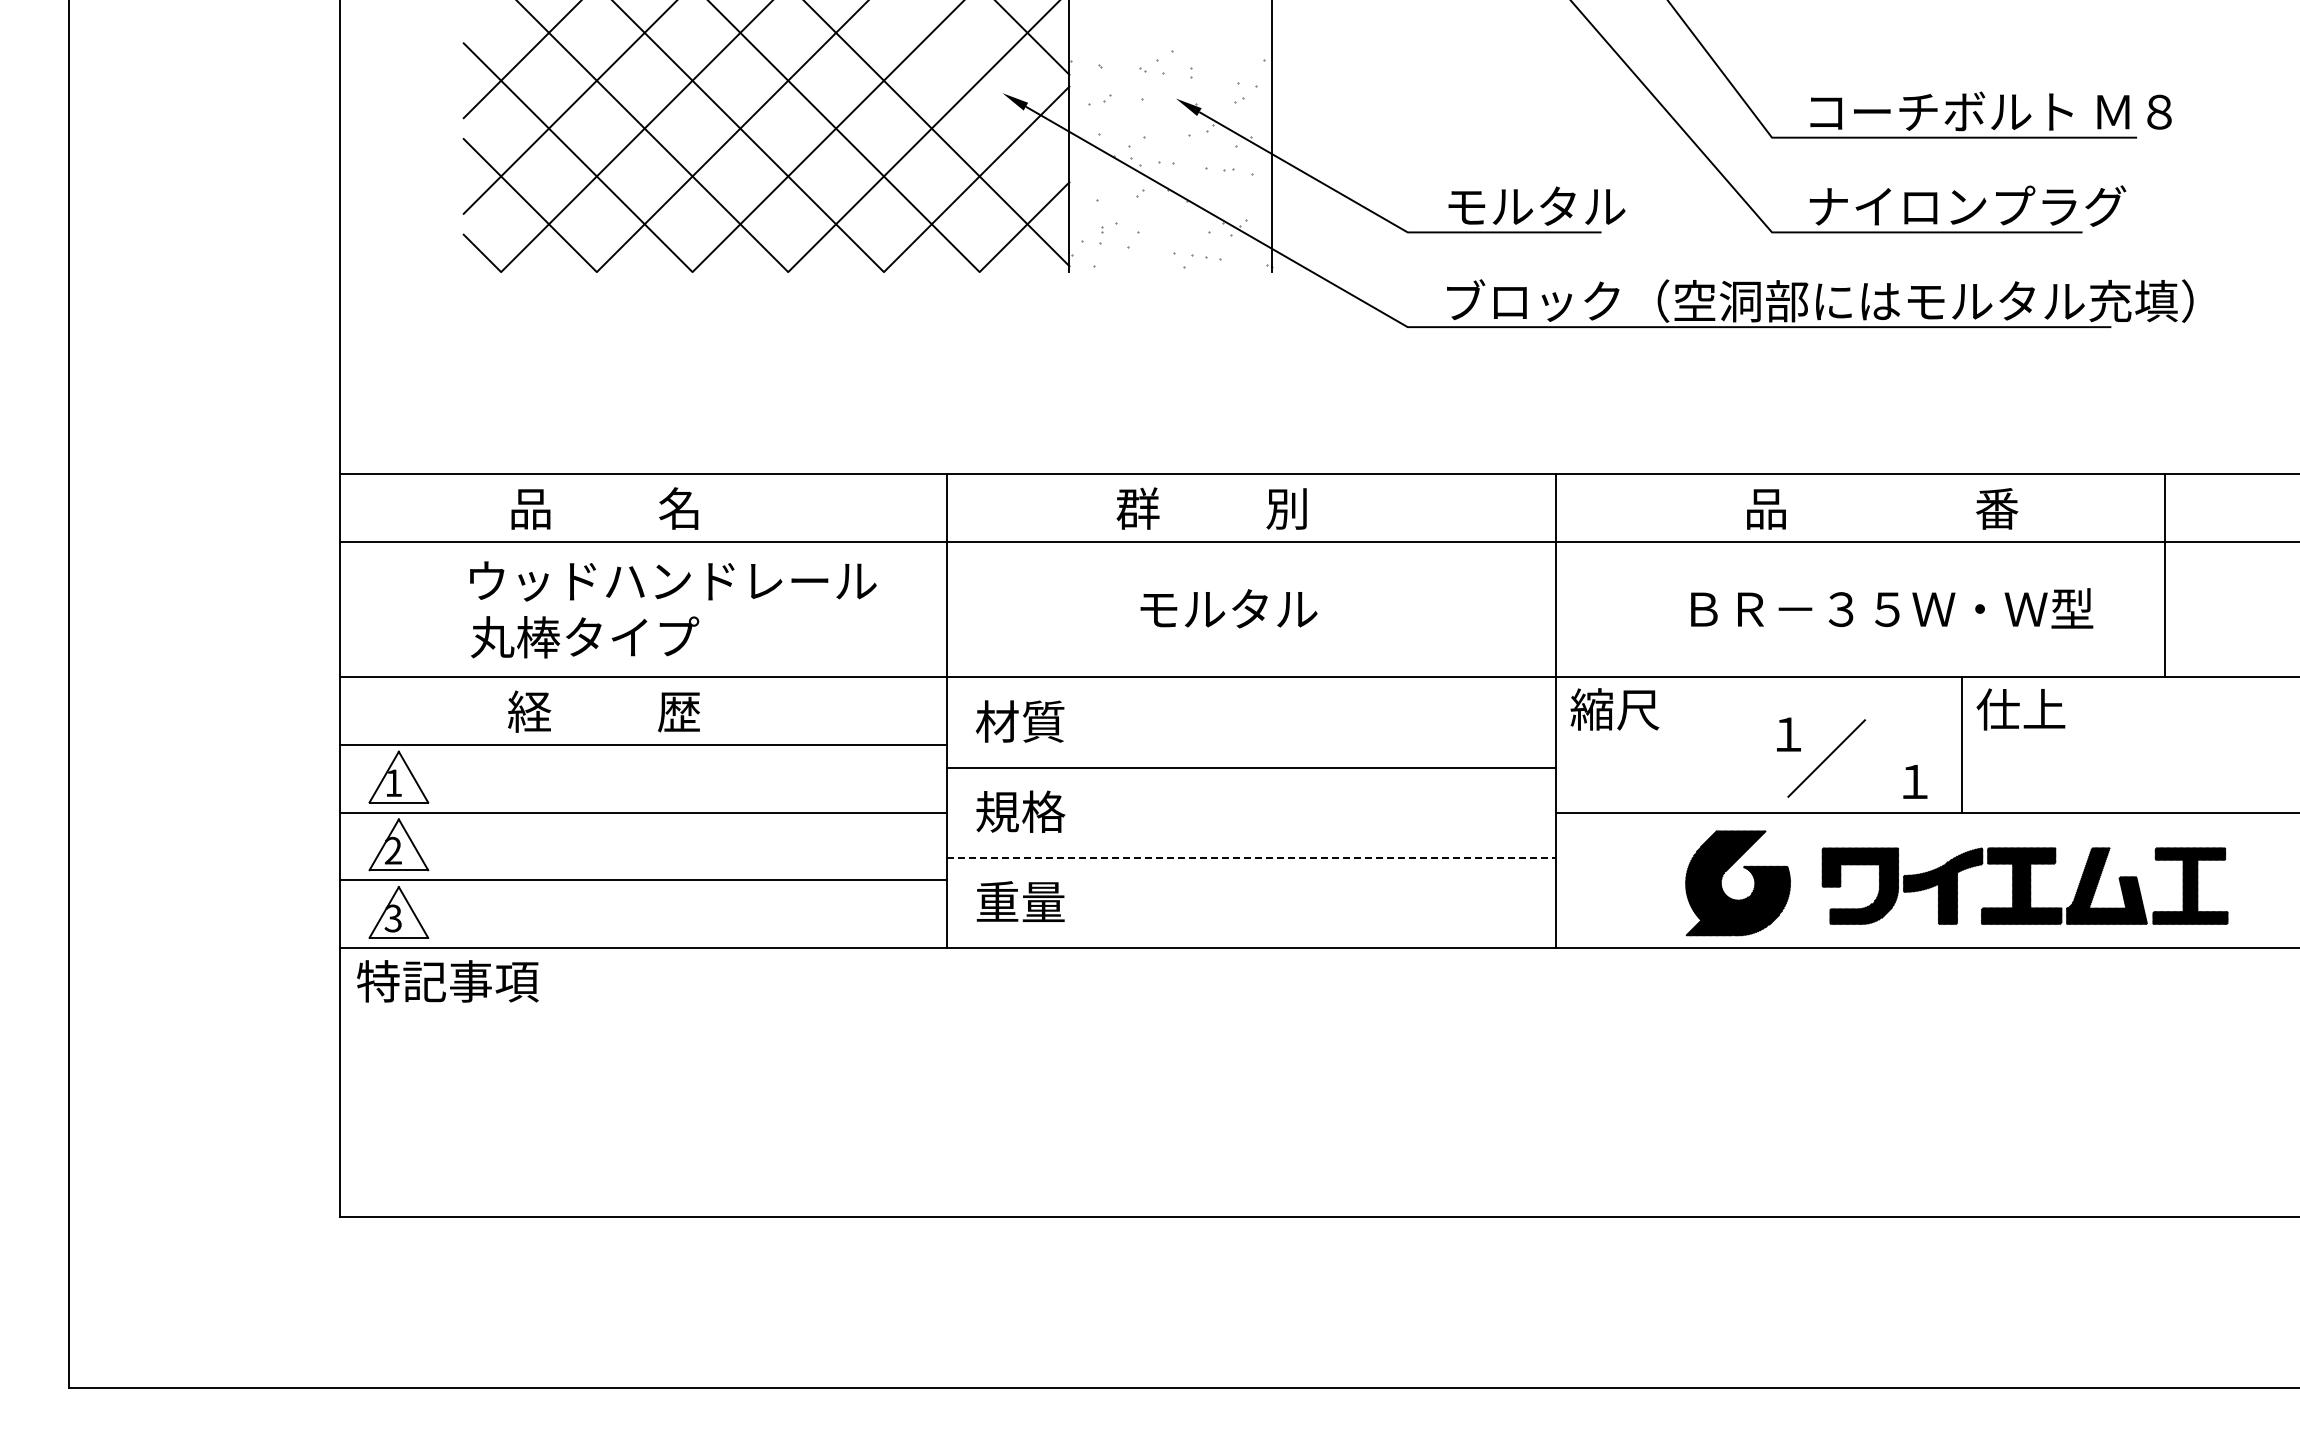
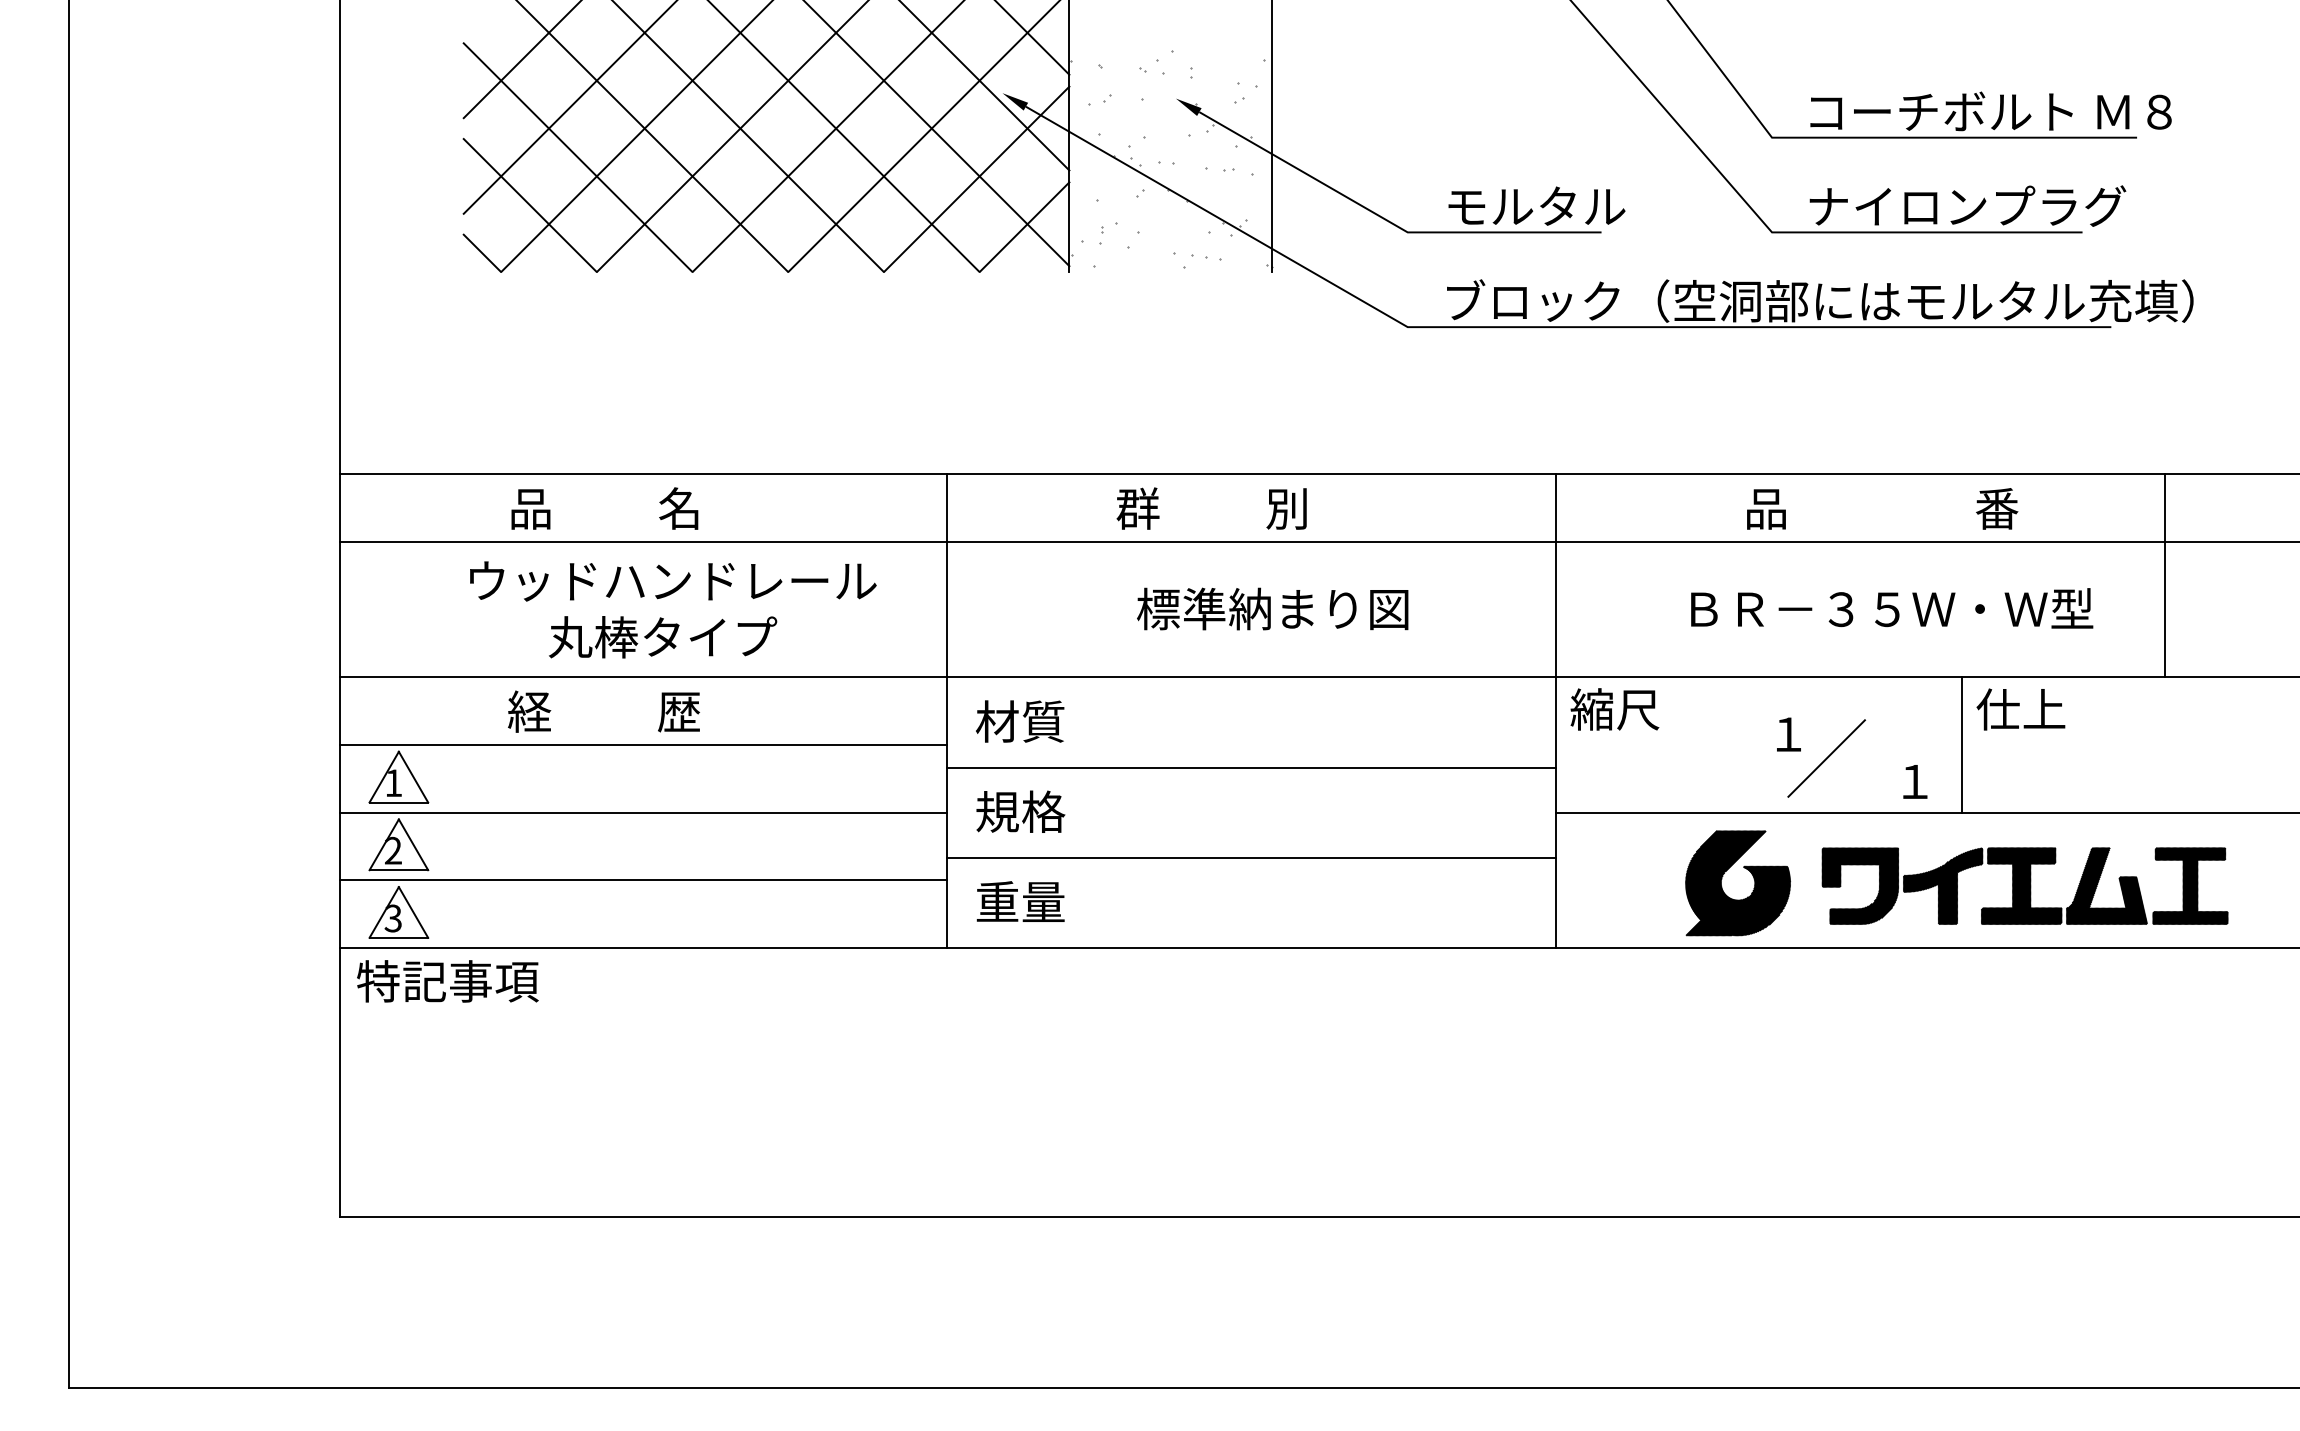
line: none -> present (985, 86)
text: モルタル -> 標準納まり図 (1272, 608)
text position: (585, 637) -> (663, 637) (663, 637)
line: dashed -> solid (1251, 857)
